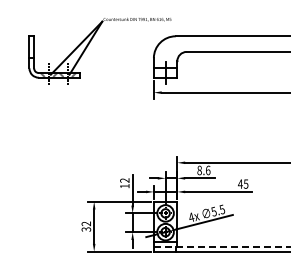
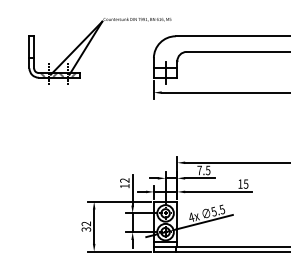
text: 8.6 -> 7.5 (203, 170)
text: 45 -> 15 (240, 183)
line: dashed -> solid (222, 247)
